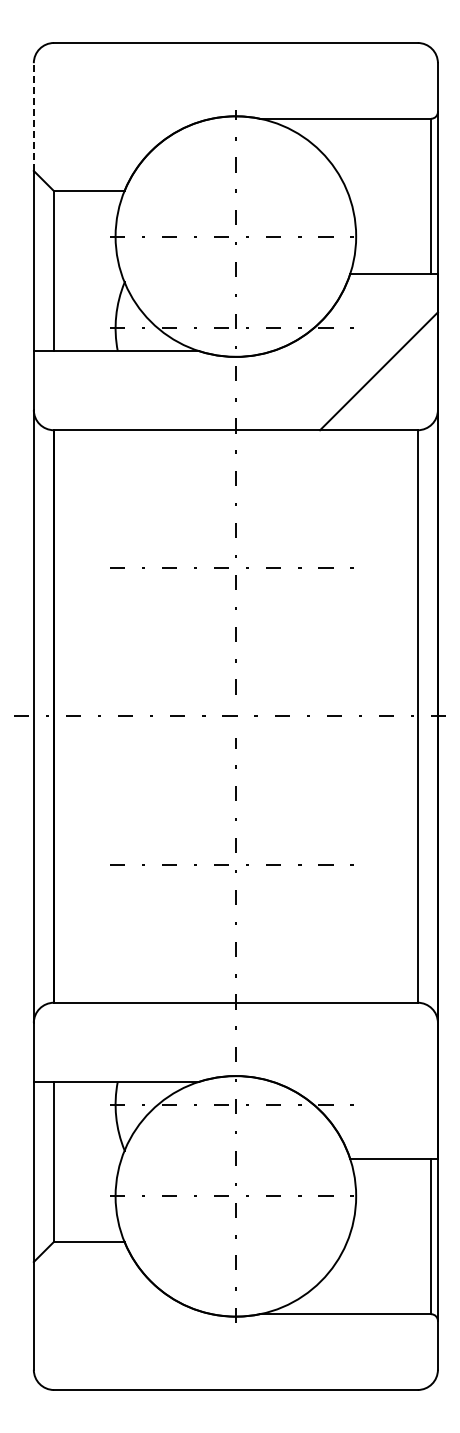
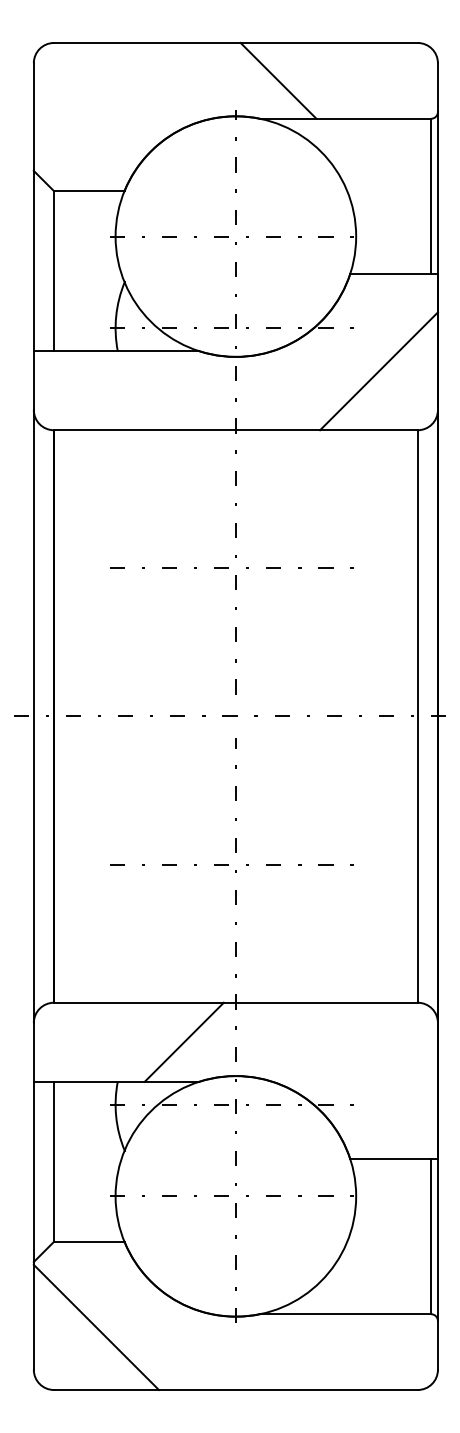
line: none -> present (278, 80)
line: dashed -> solid (33, 117)
line: none -> present (183, 1041)
line: none -> present (95, 1327)
